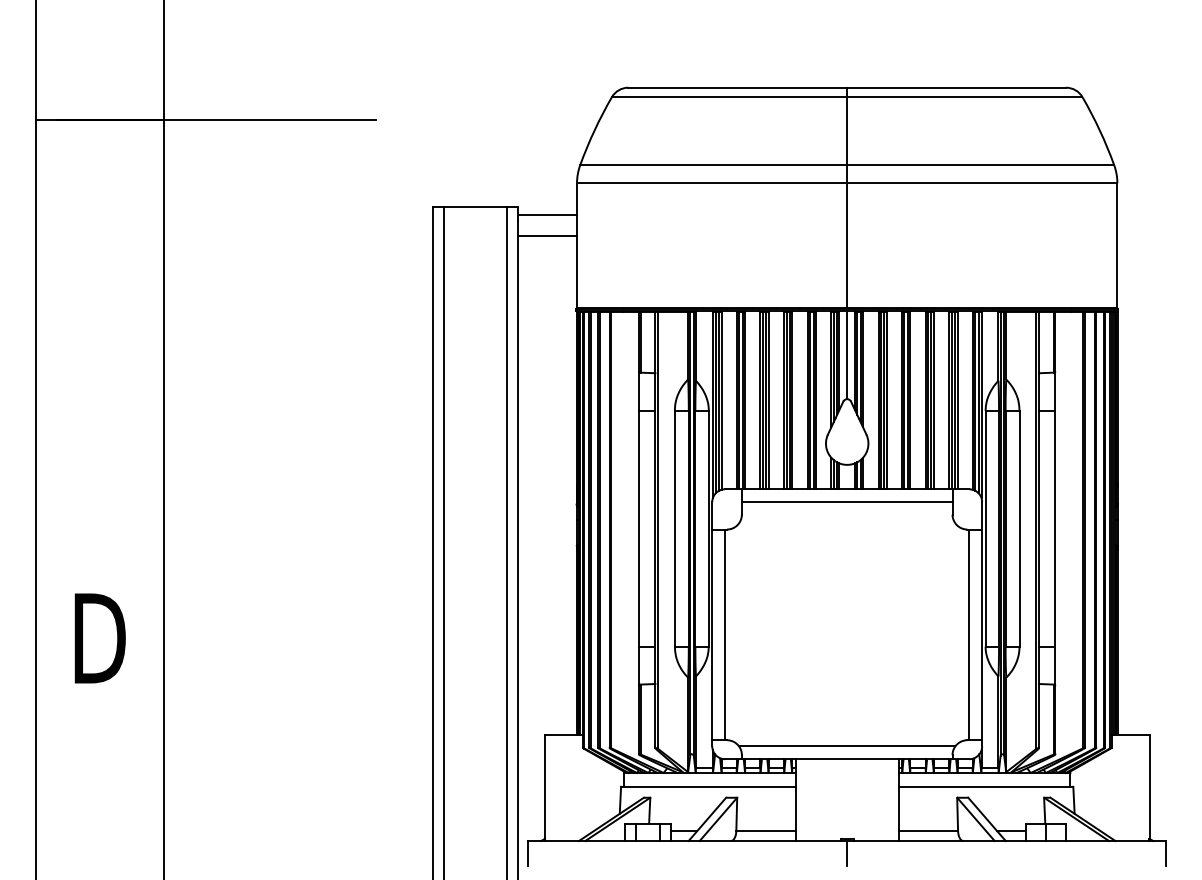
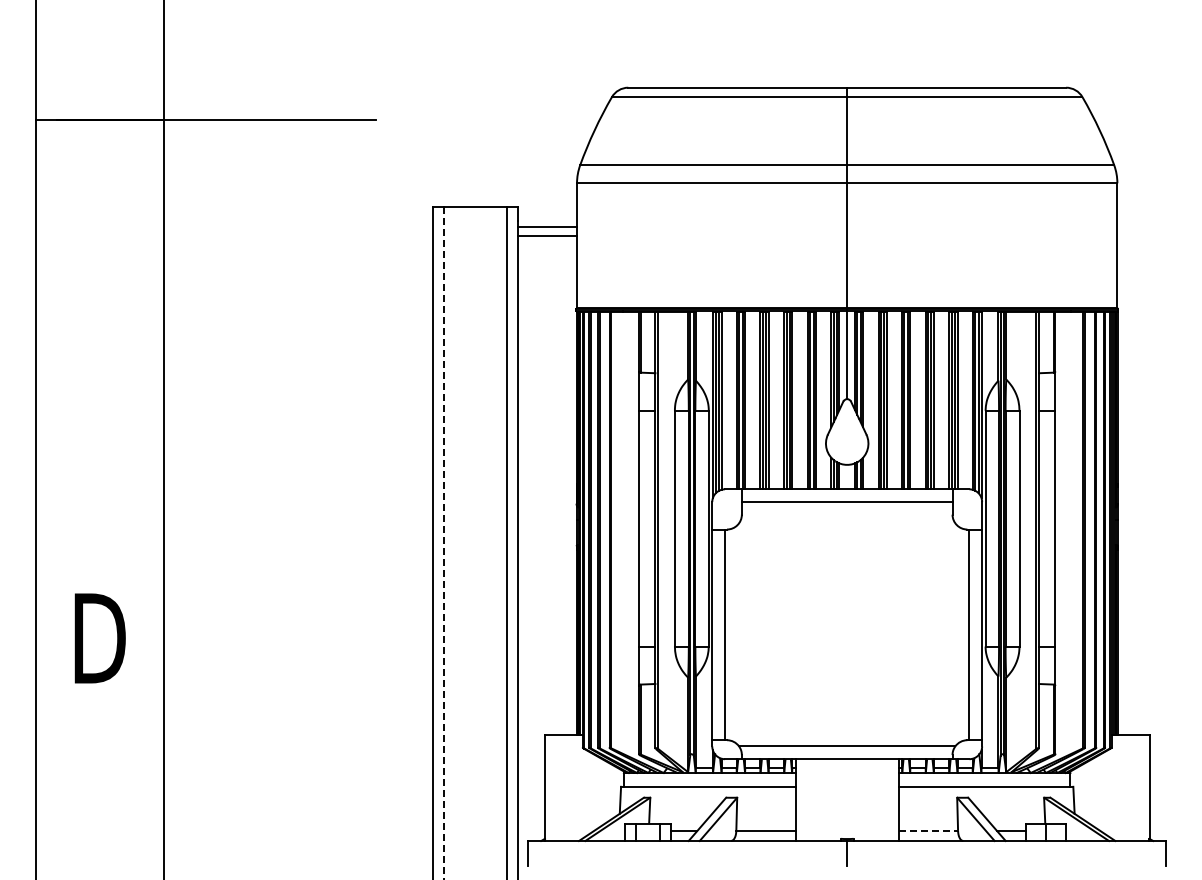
line position: (547, 214) -> (547, 226) (547, 226)
line: solid -> dashed (443, 543)
line: solid -> dashed (928, 830)
